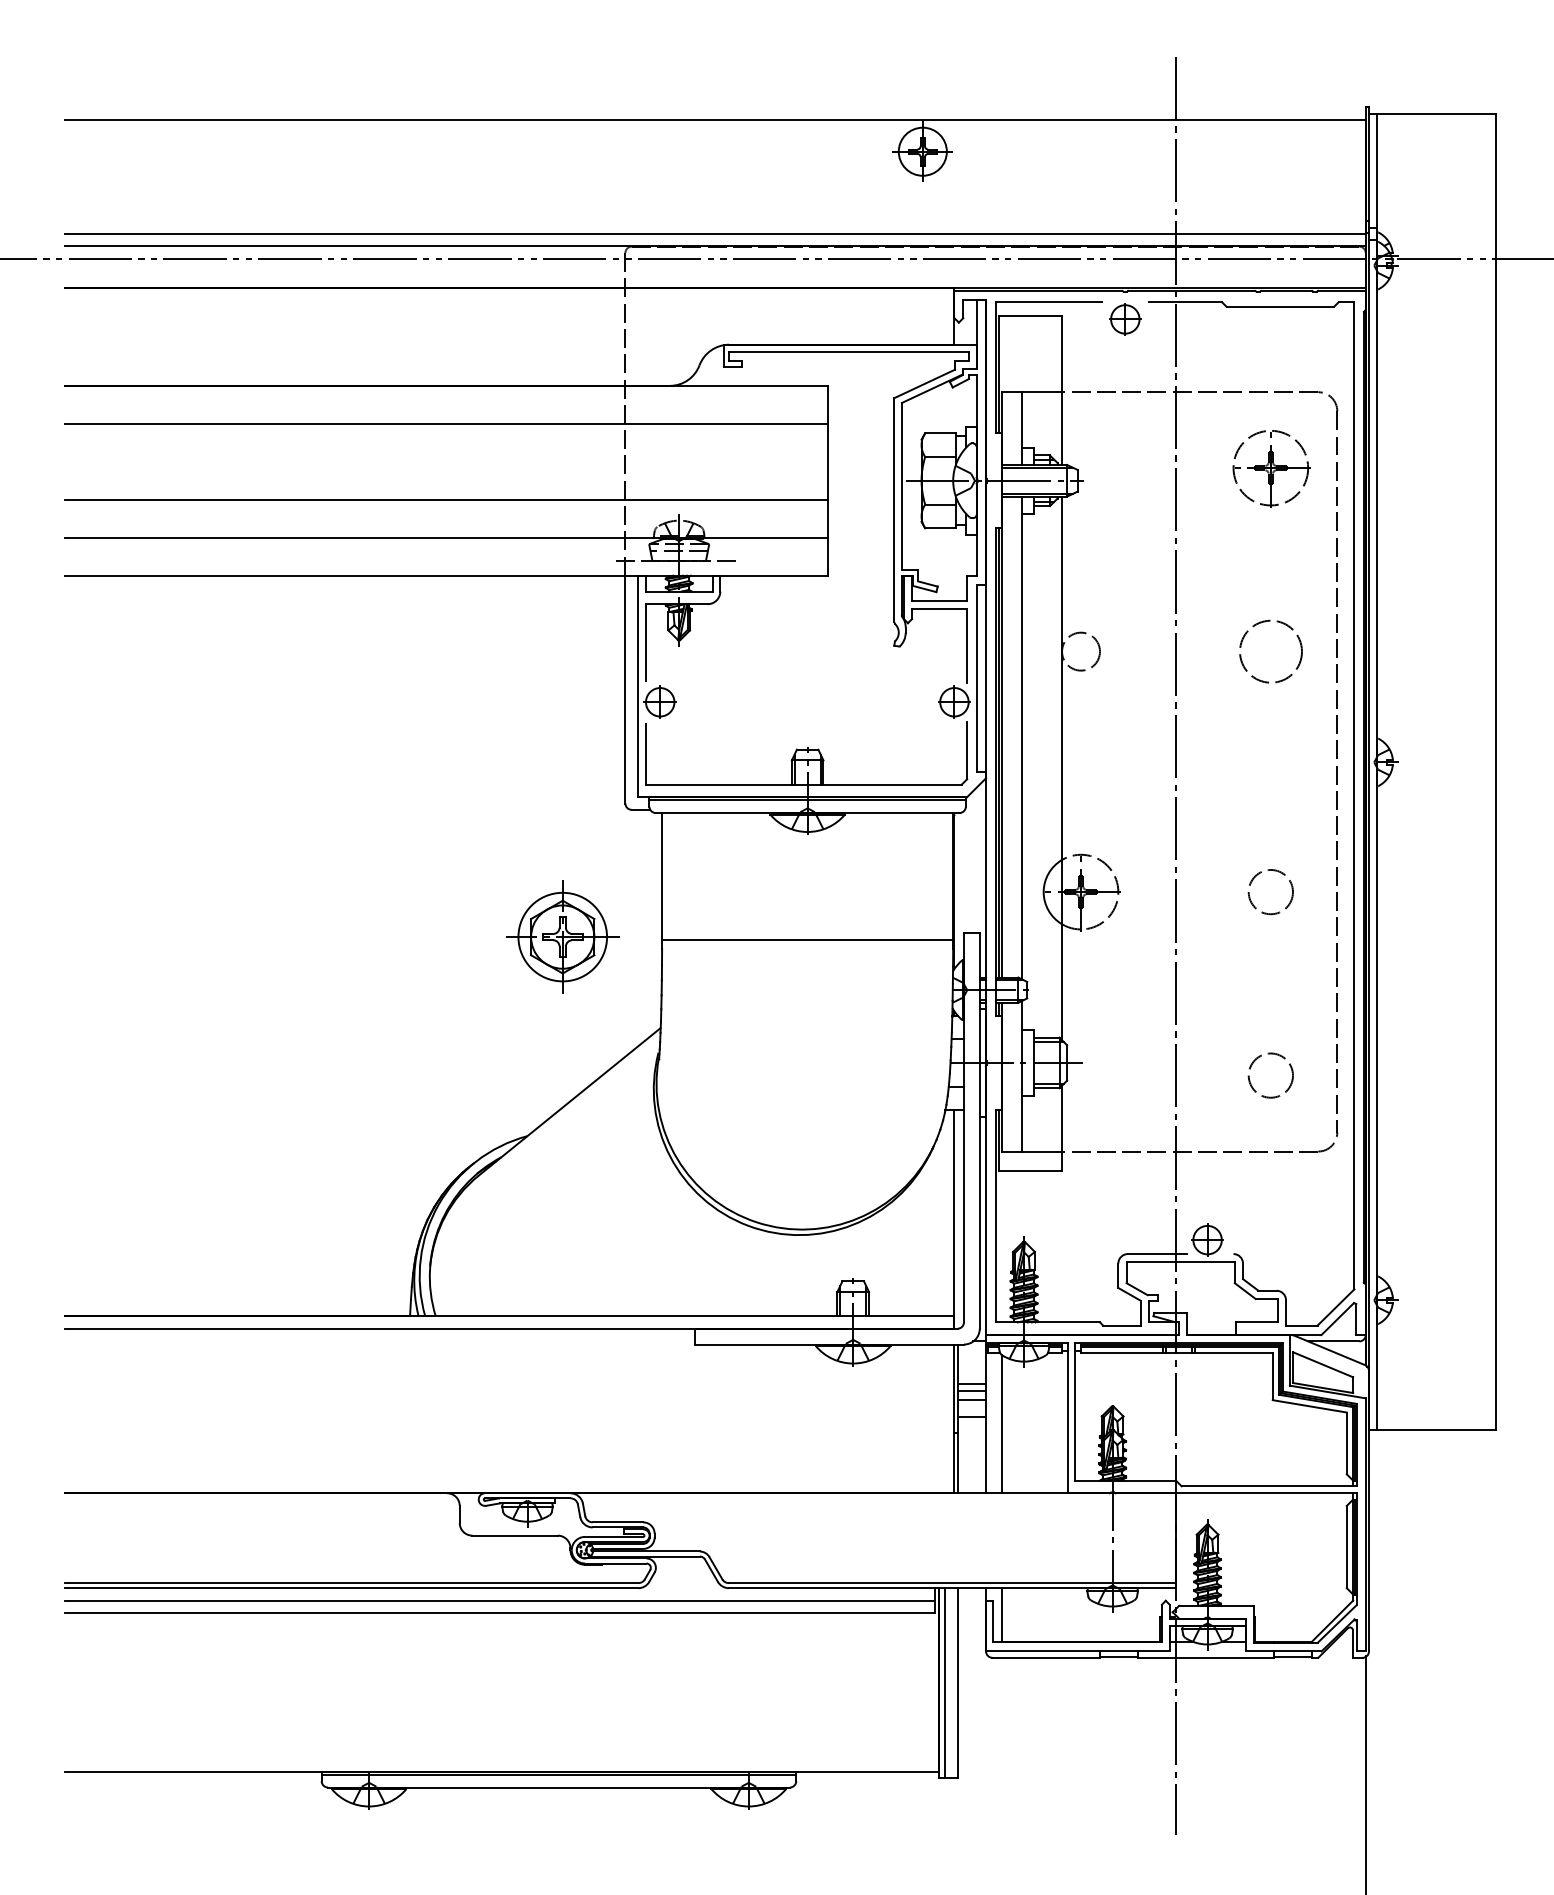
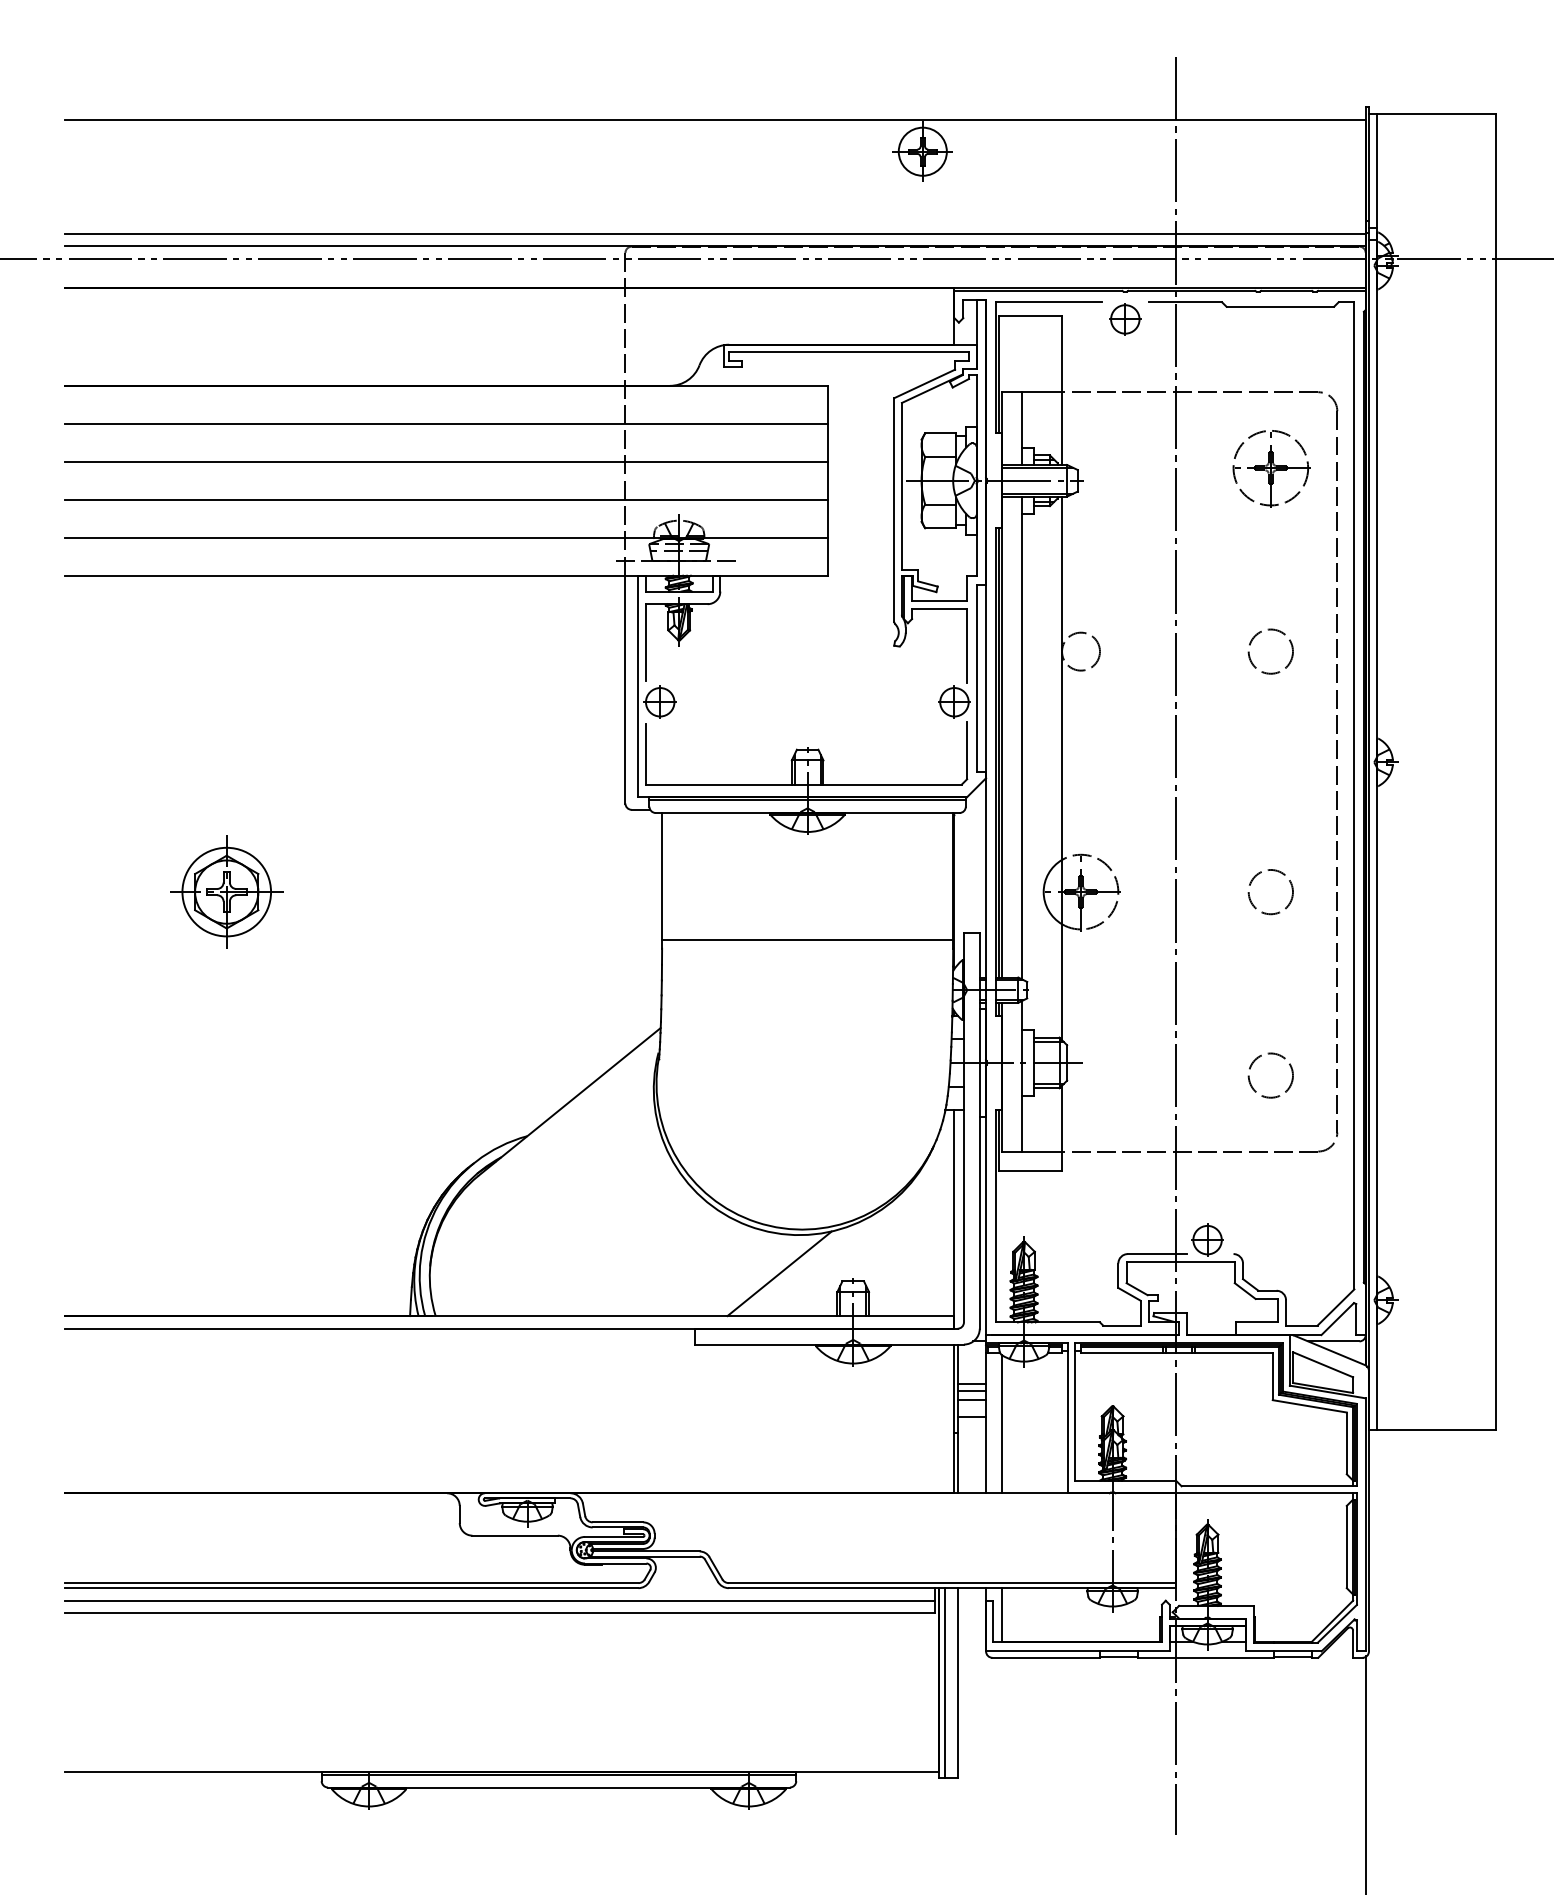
line: none -> present (446, 461)
circle size: 64x65 px -> 47x47 px (1270, 651)
part position: (562, 936) -> (226, 891) (226, 891)
line: none -> present (779, 1273)
